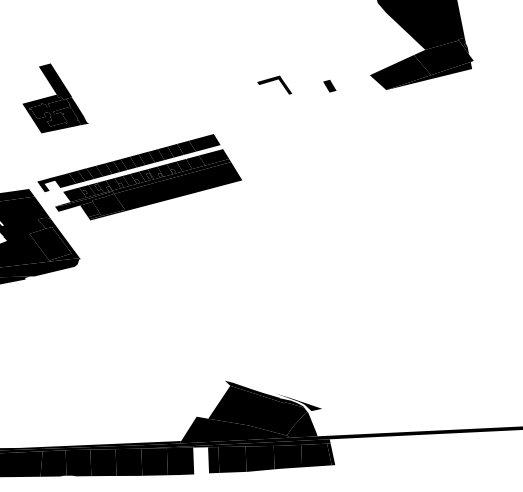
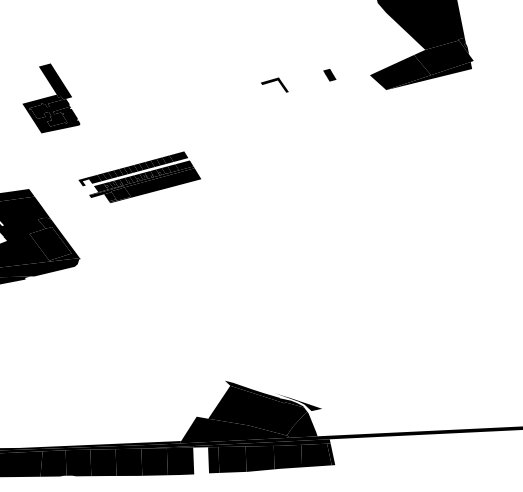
part size: 36x20 px -> 28x16 px (274, 84)
part position: (329, 86) -> (329, 75) (329, 75)
fill: present -> none (77, 111)
part size: 206x87 px -> 123x53 px (139, 177)
